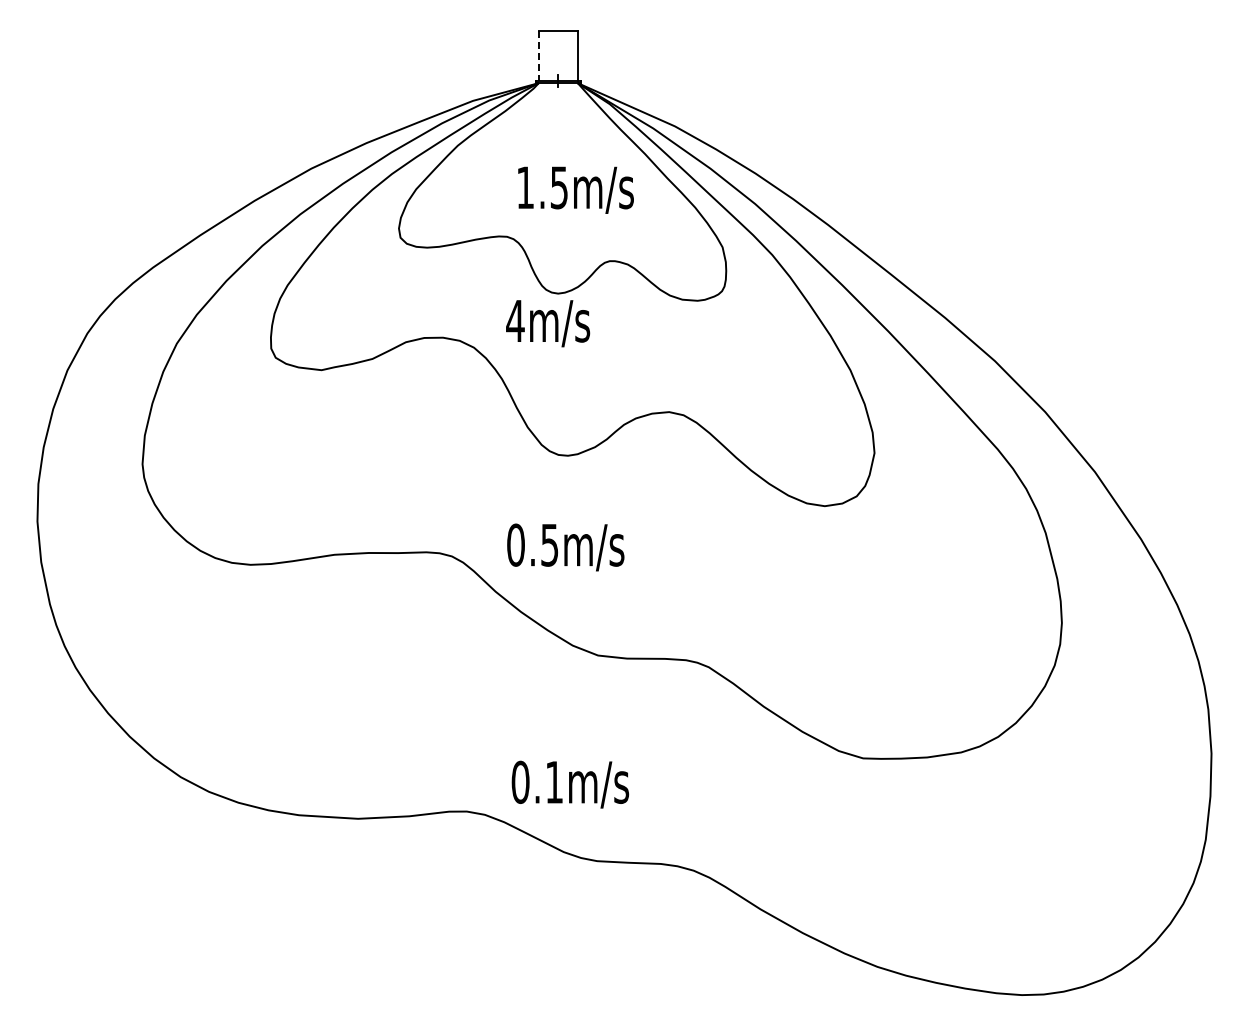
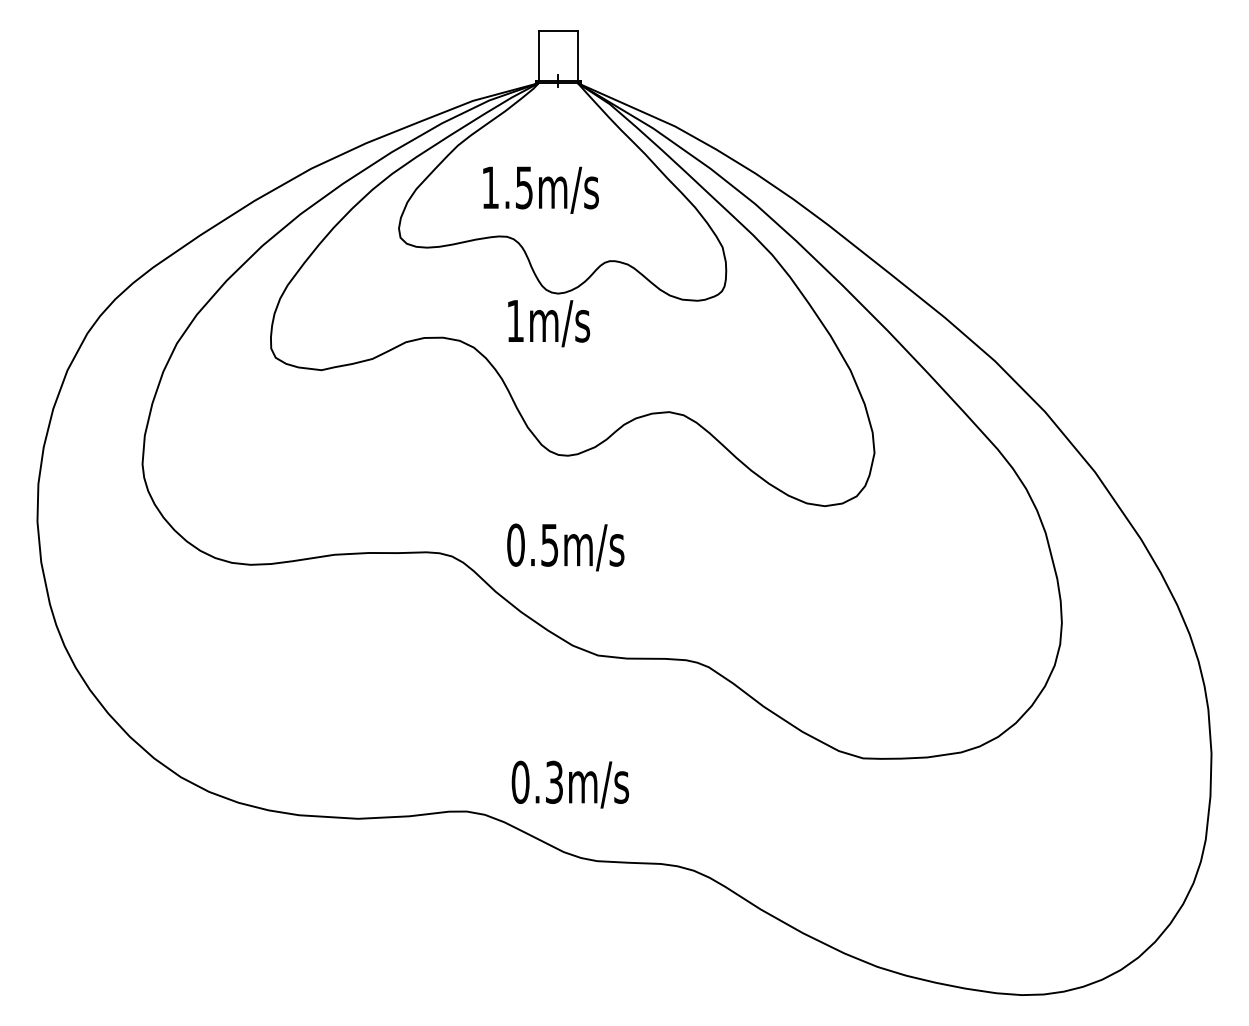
line: dashed -> solid (538, 56)
text position: (575, 189) -> (540, 189) (540, 189)
text: 4m/s -> 1m/s (515, 320)
text: 0.1m/s -> 0.3m/s (554, 781)
